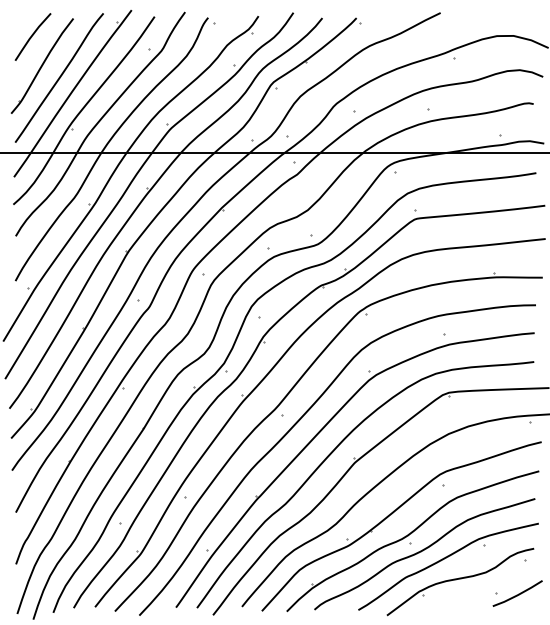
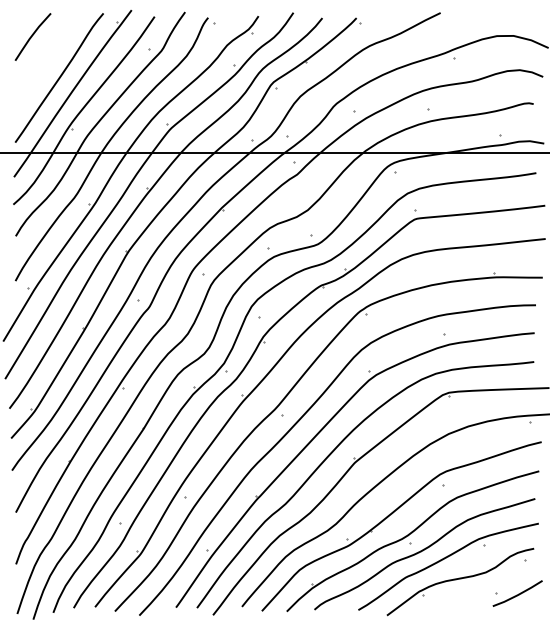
part: present -> none (41, 65)
